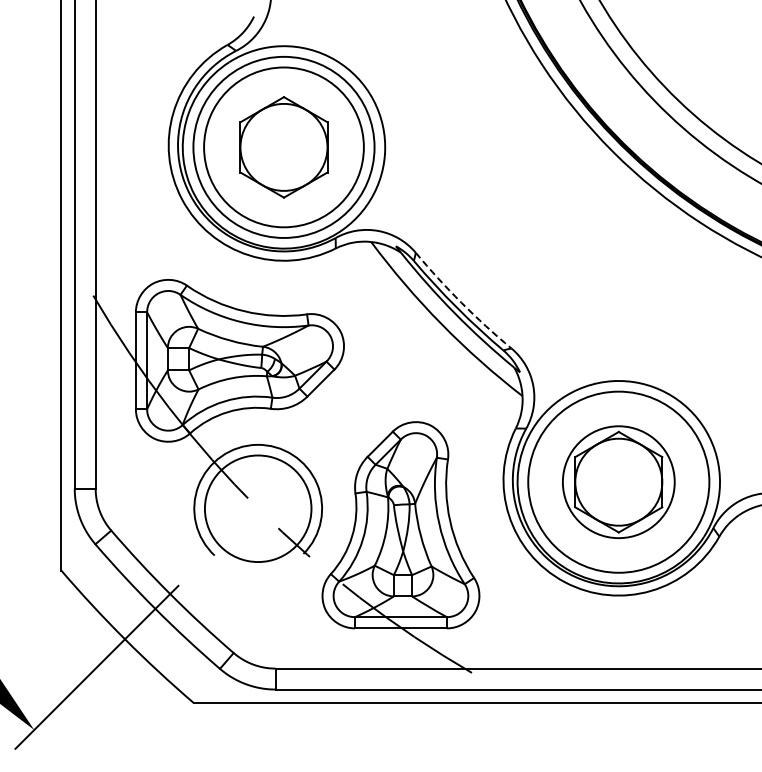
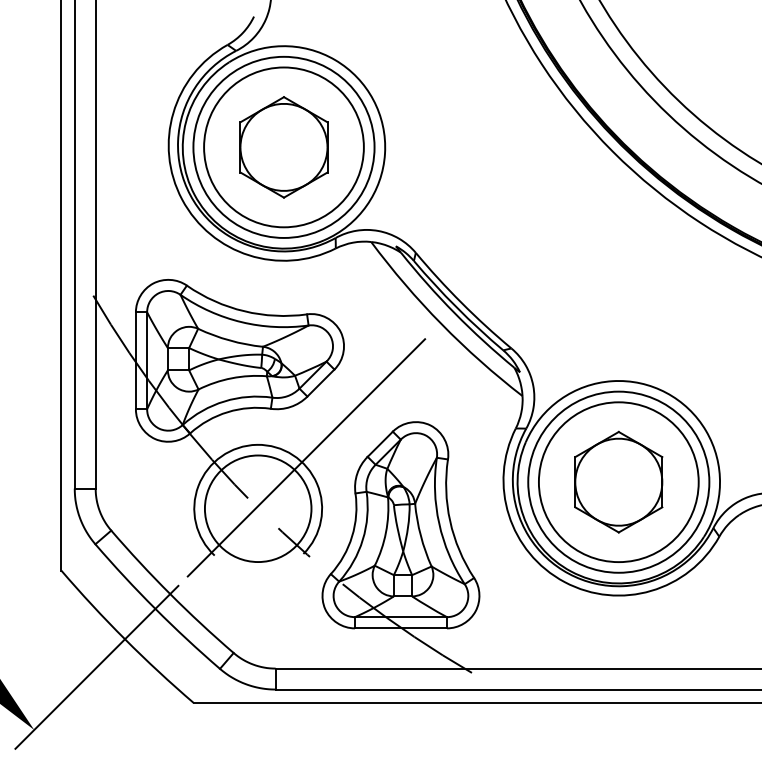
arc: dashed -> solid (461, 302)
line: none -> present (306, 457)
circle diameter: 112 px -> 160 px (618, 482)
